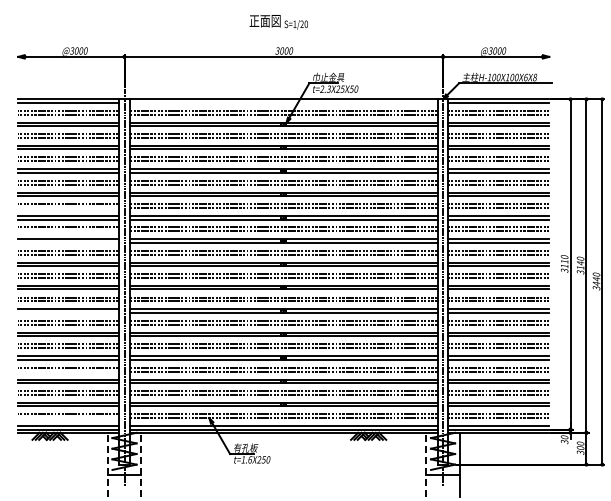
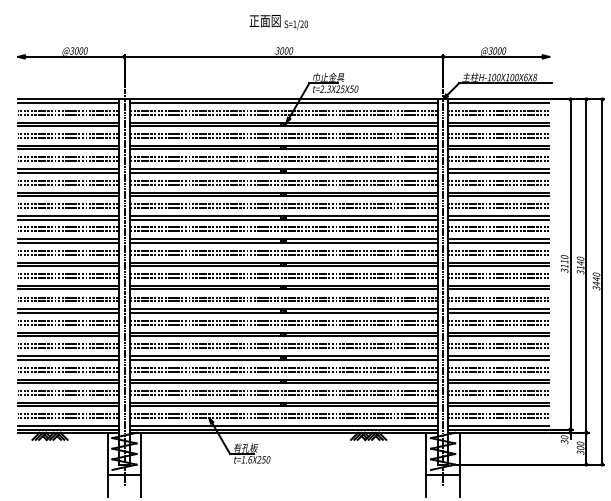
line: none -> present (283, 102)
line: none -> present (68, 208)
line: none -> present (68, 231)
line: none -> present (68, 242)
line: none -> present (68, 312)
line: none -> present (68, 371)
line: none -> present (68, 418)
line: dashed -> solid (107, 464)
line: dashed -> solid (141, 464)
line: dashed -> solid (426, 464)
